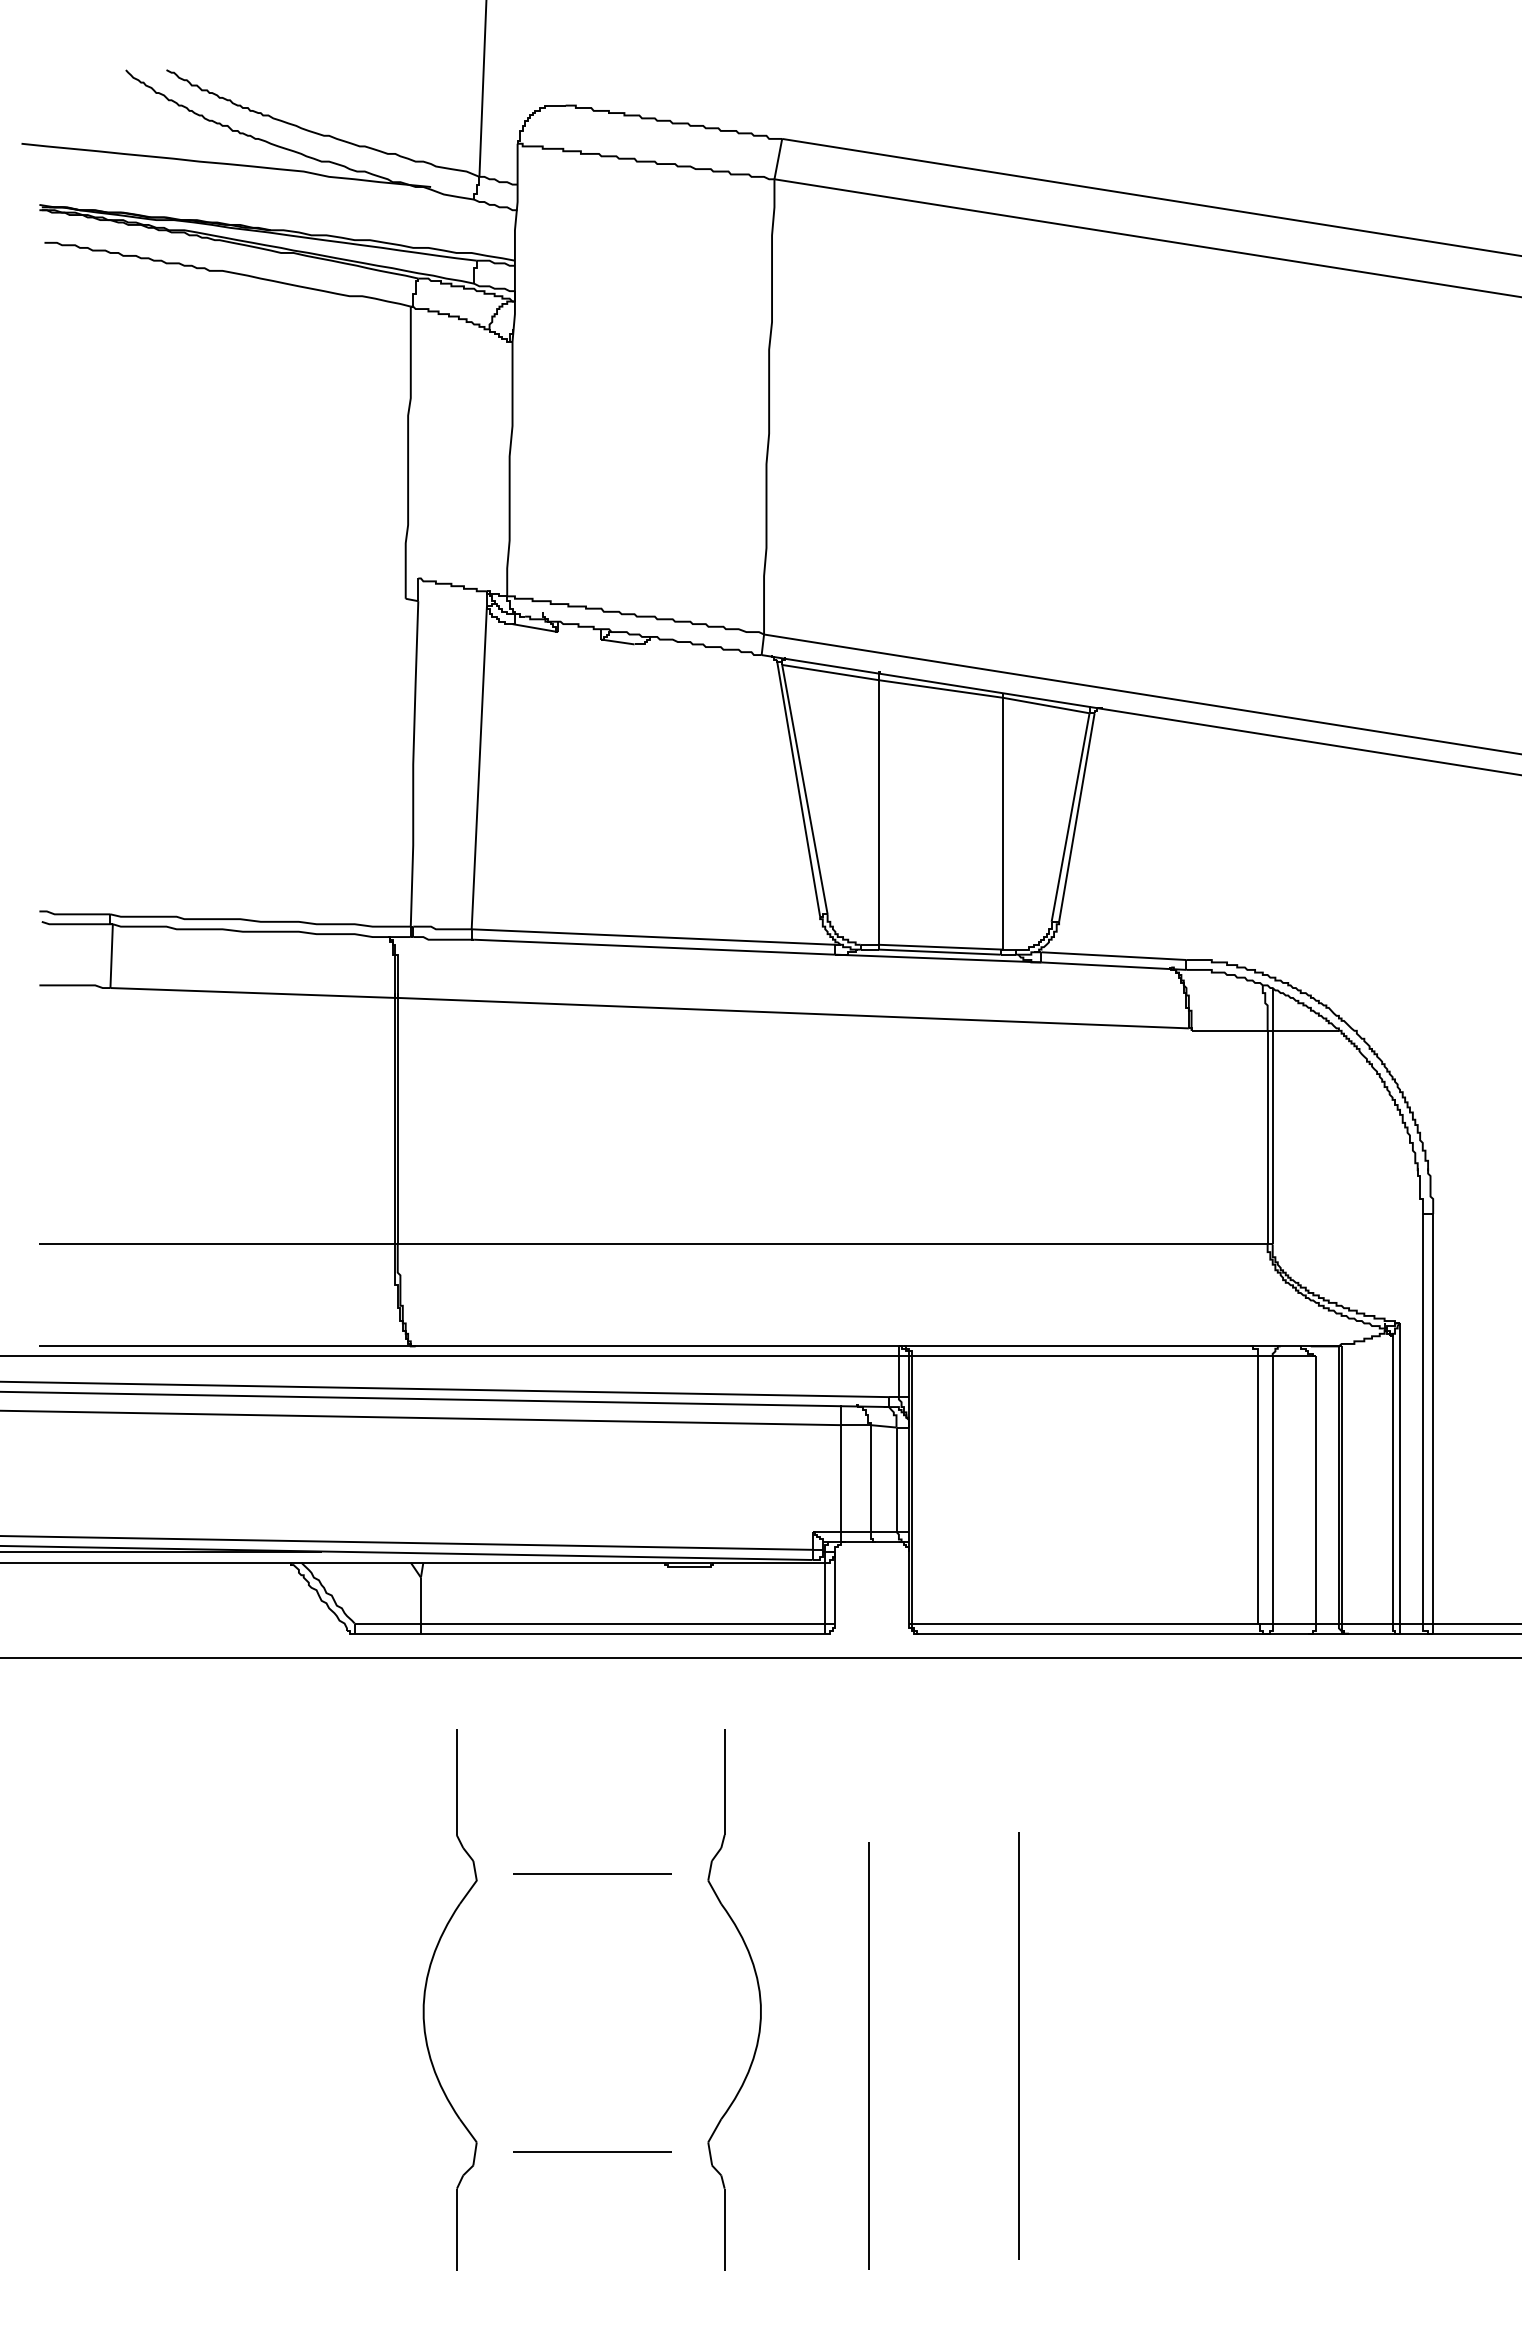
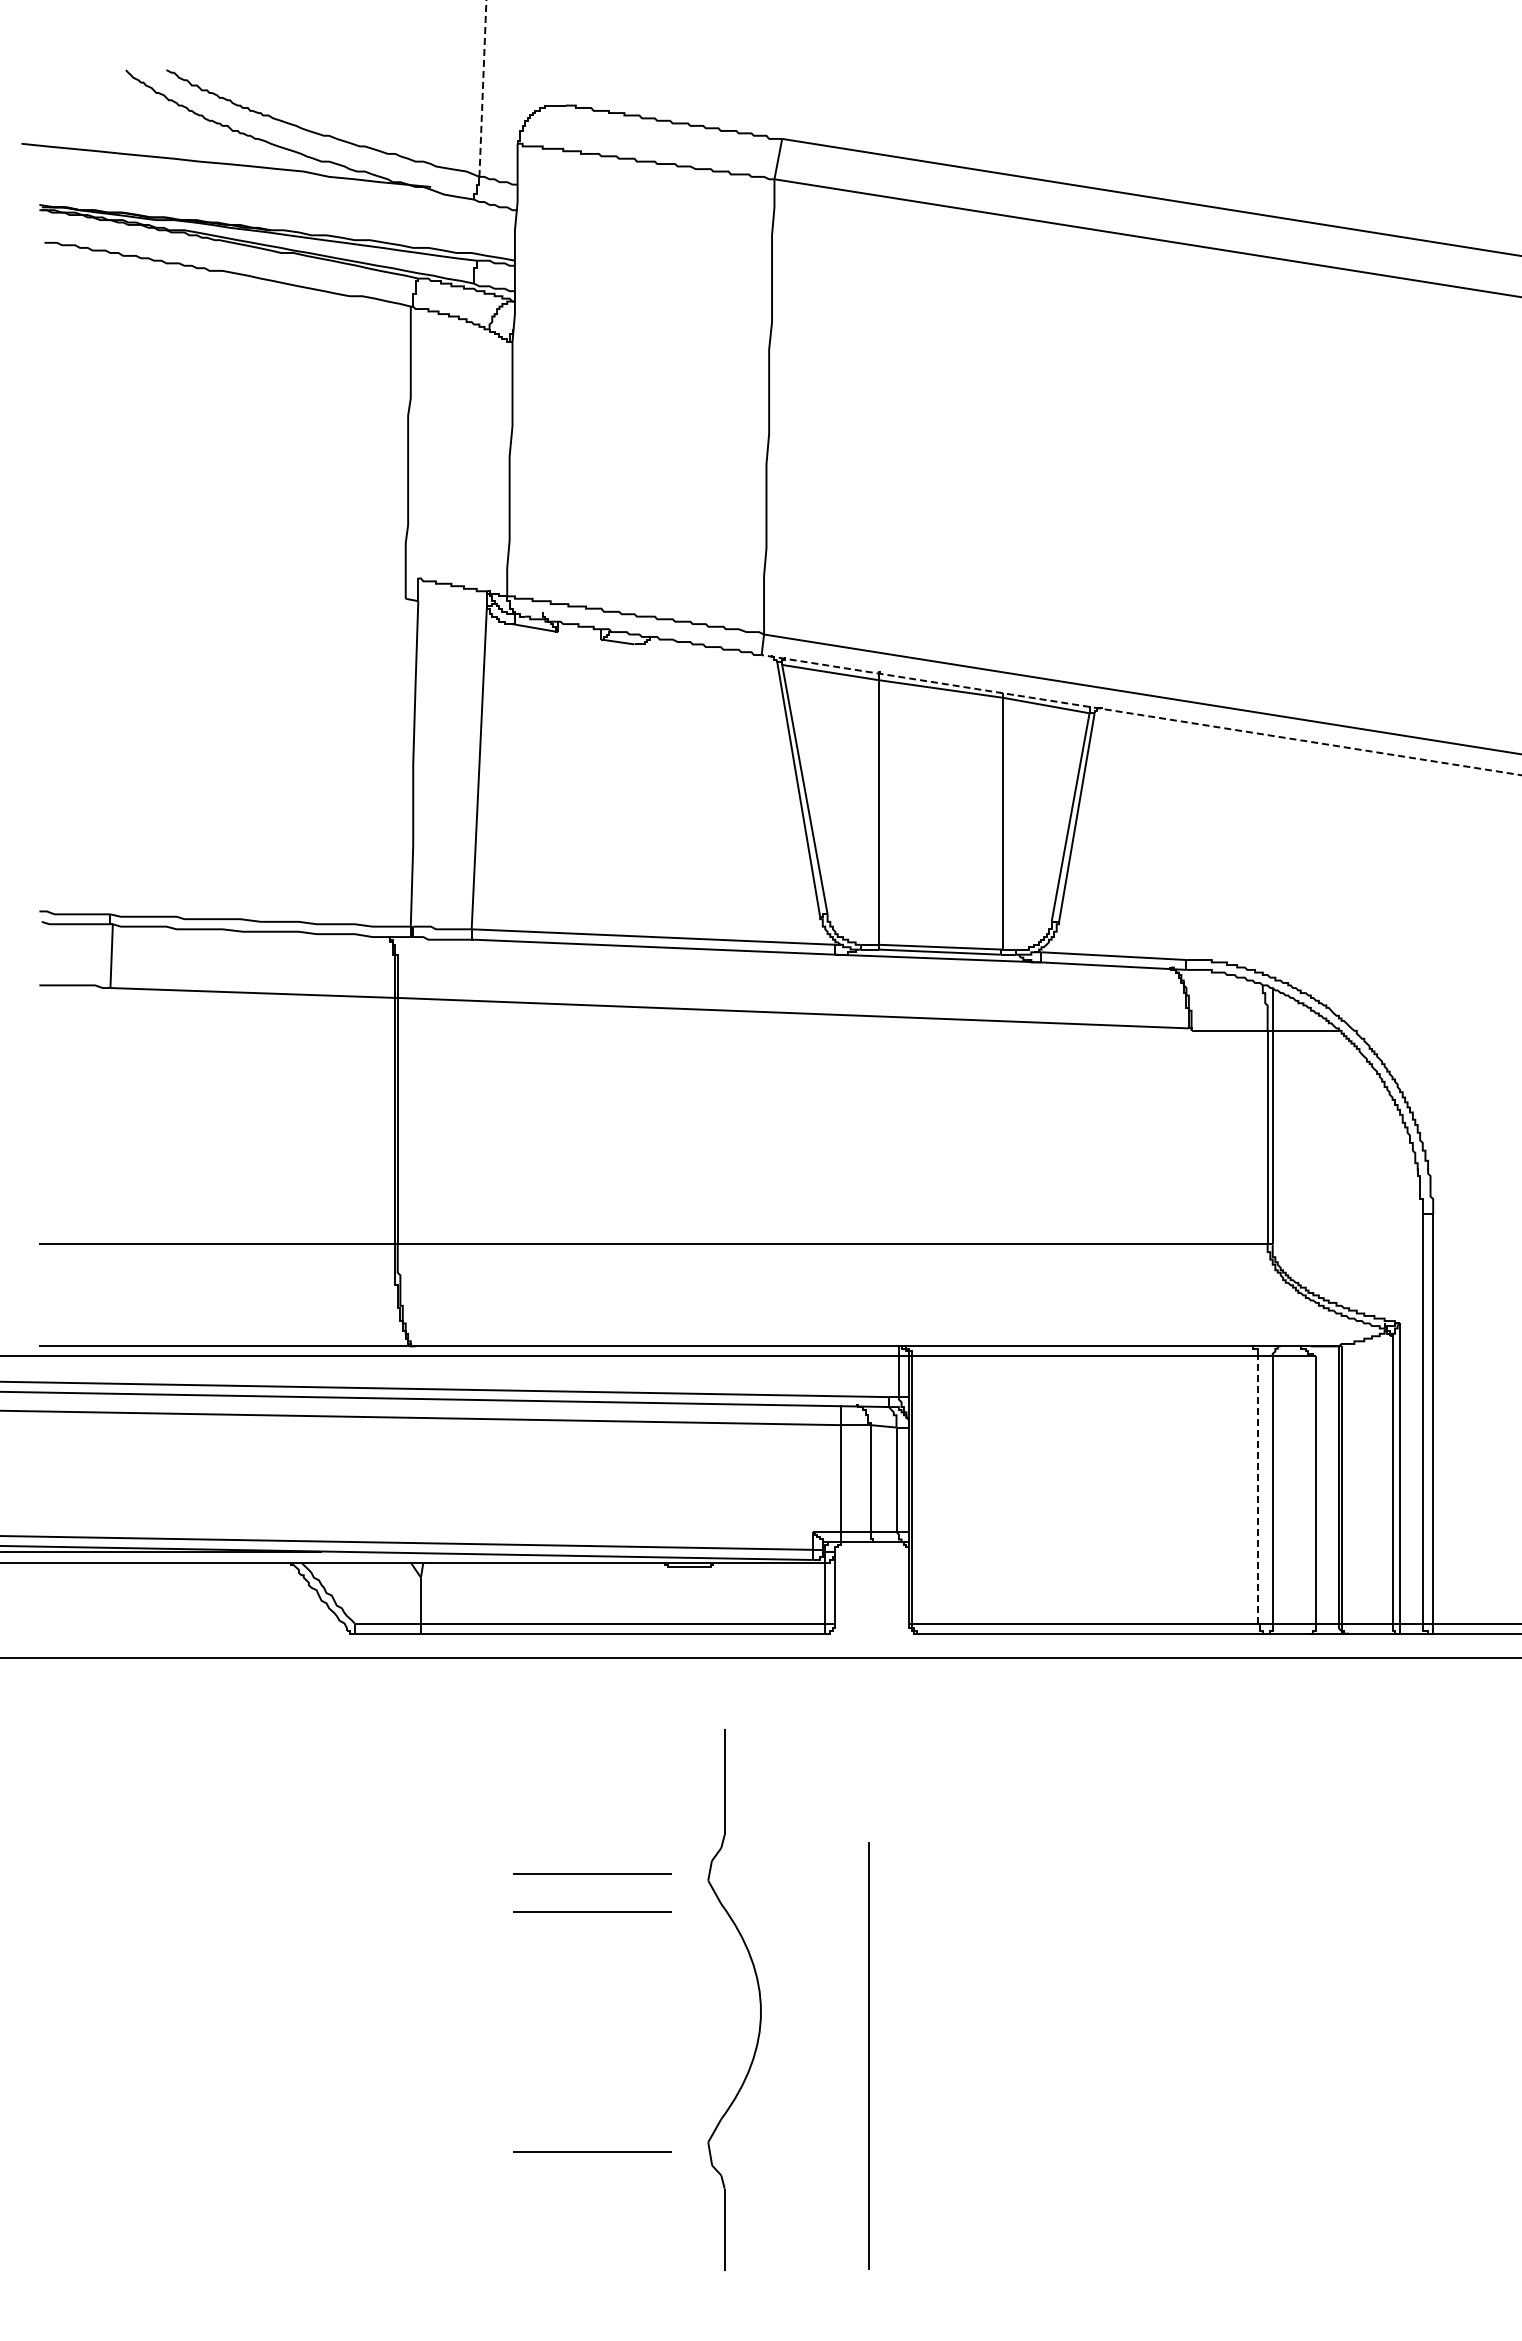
line: solid -> dashed (482, 88)
line: solid -> dashed (1140, 715)
line: solid -> dashed (1257, 1489)
line: none -> present (592, 1911)
part: present -> none (425, 1999)
line: present -> none (1018, 2045)
